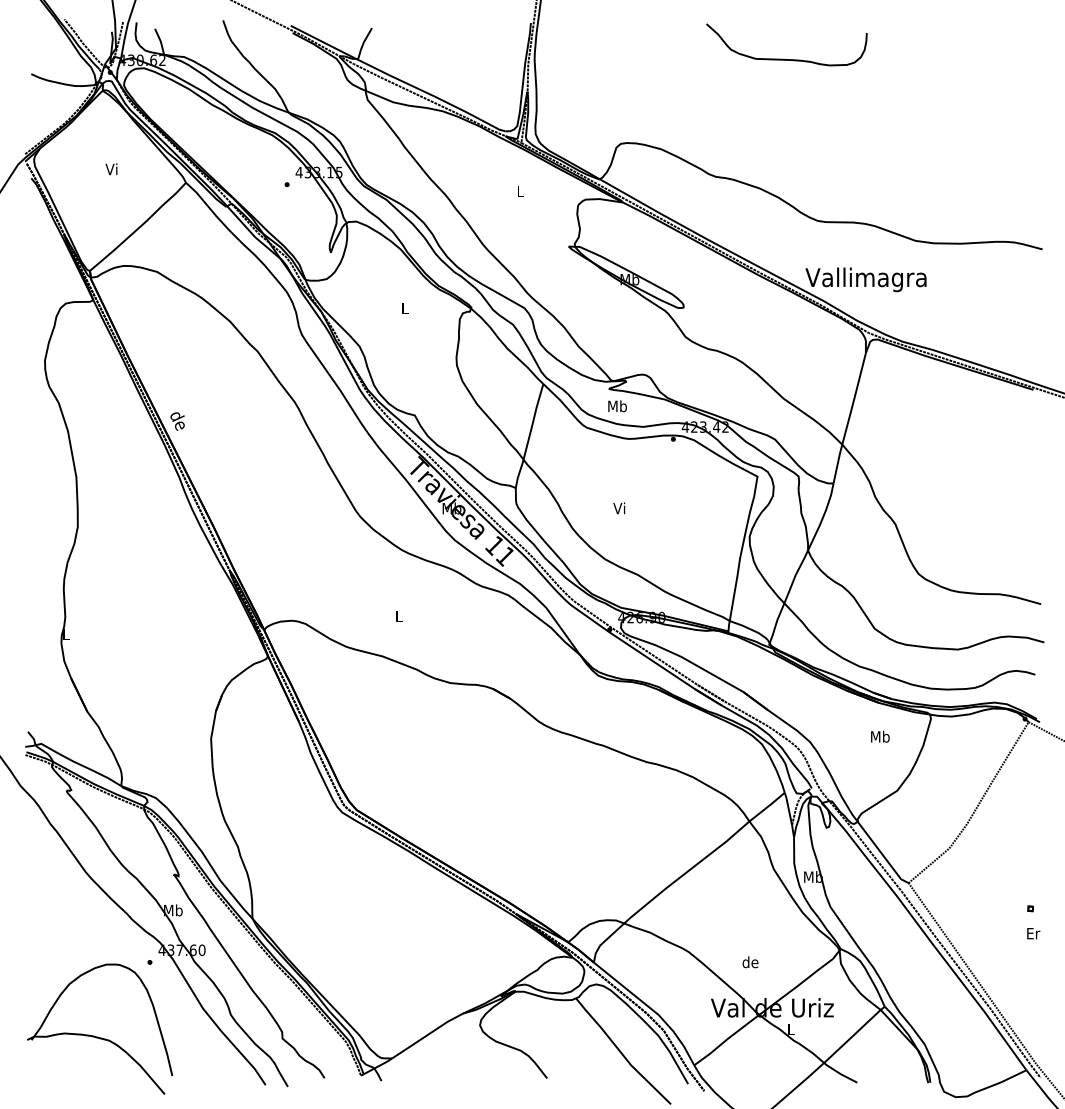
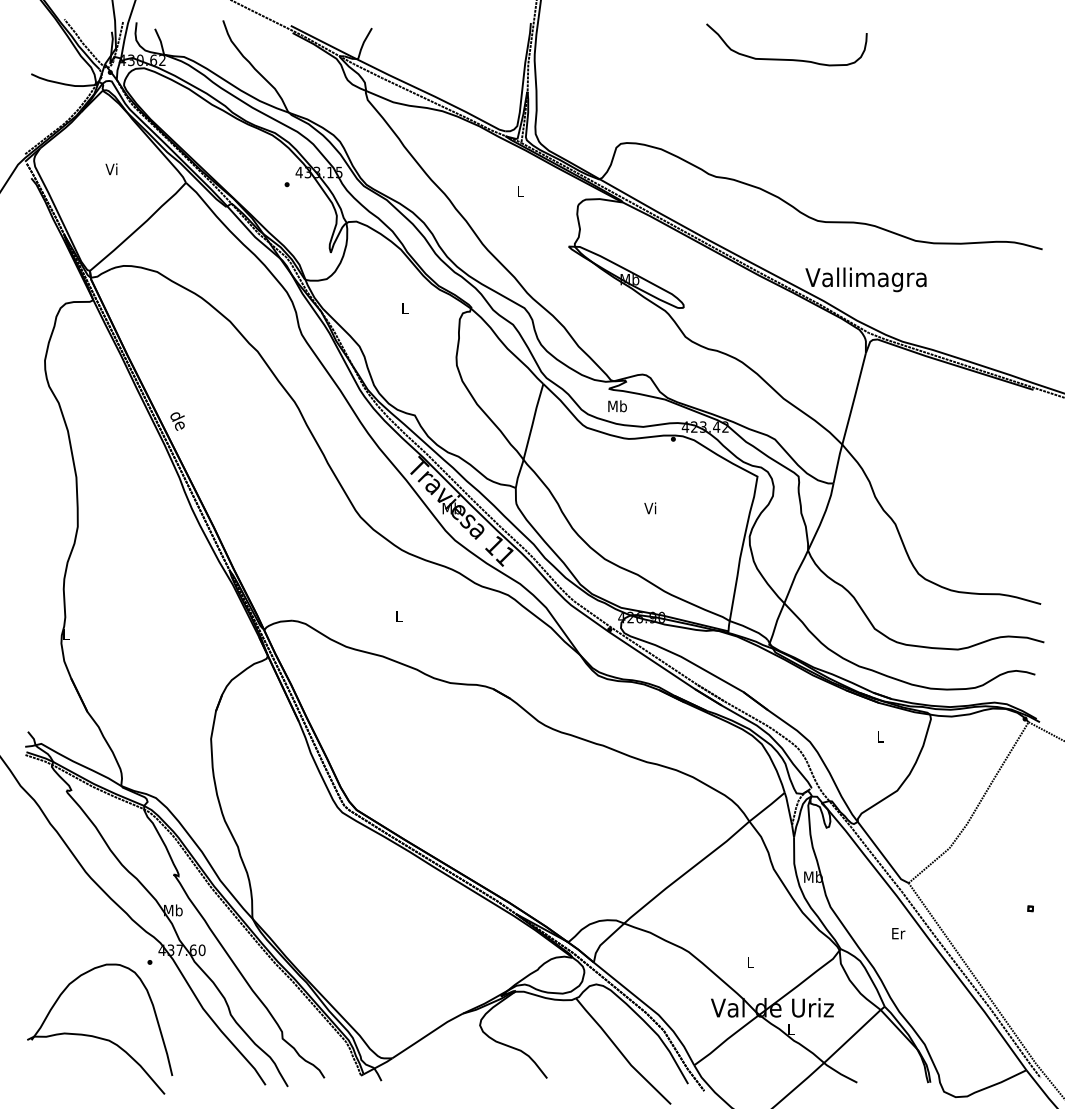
text position: (619, 508) -> (650, 508) (650, 508)
text: Mb -> L (880, 736)
text position: (1033, 933) -> (898, 933) (898, 933)
text: de -> L (750, 962)
